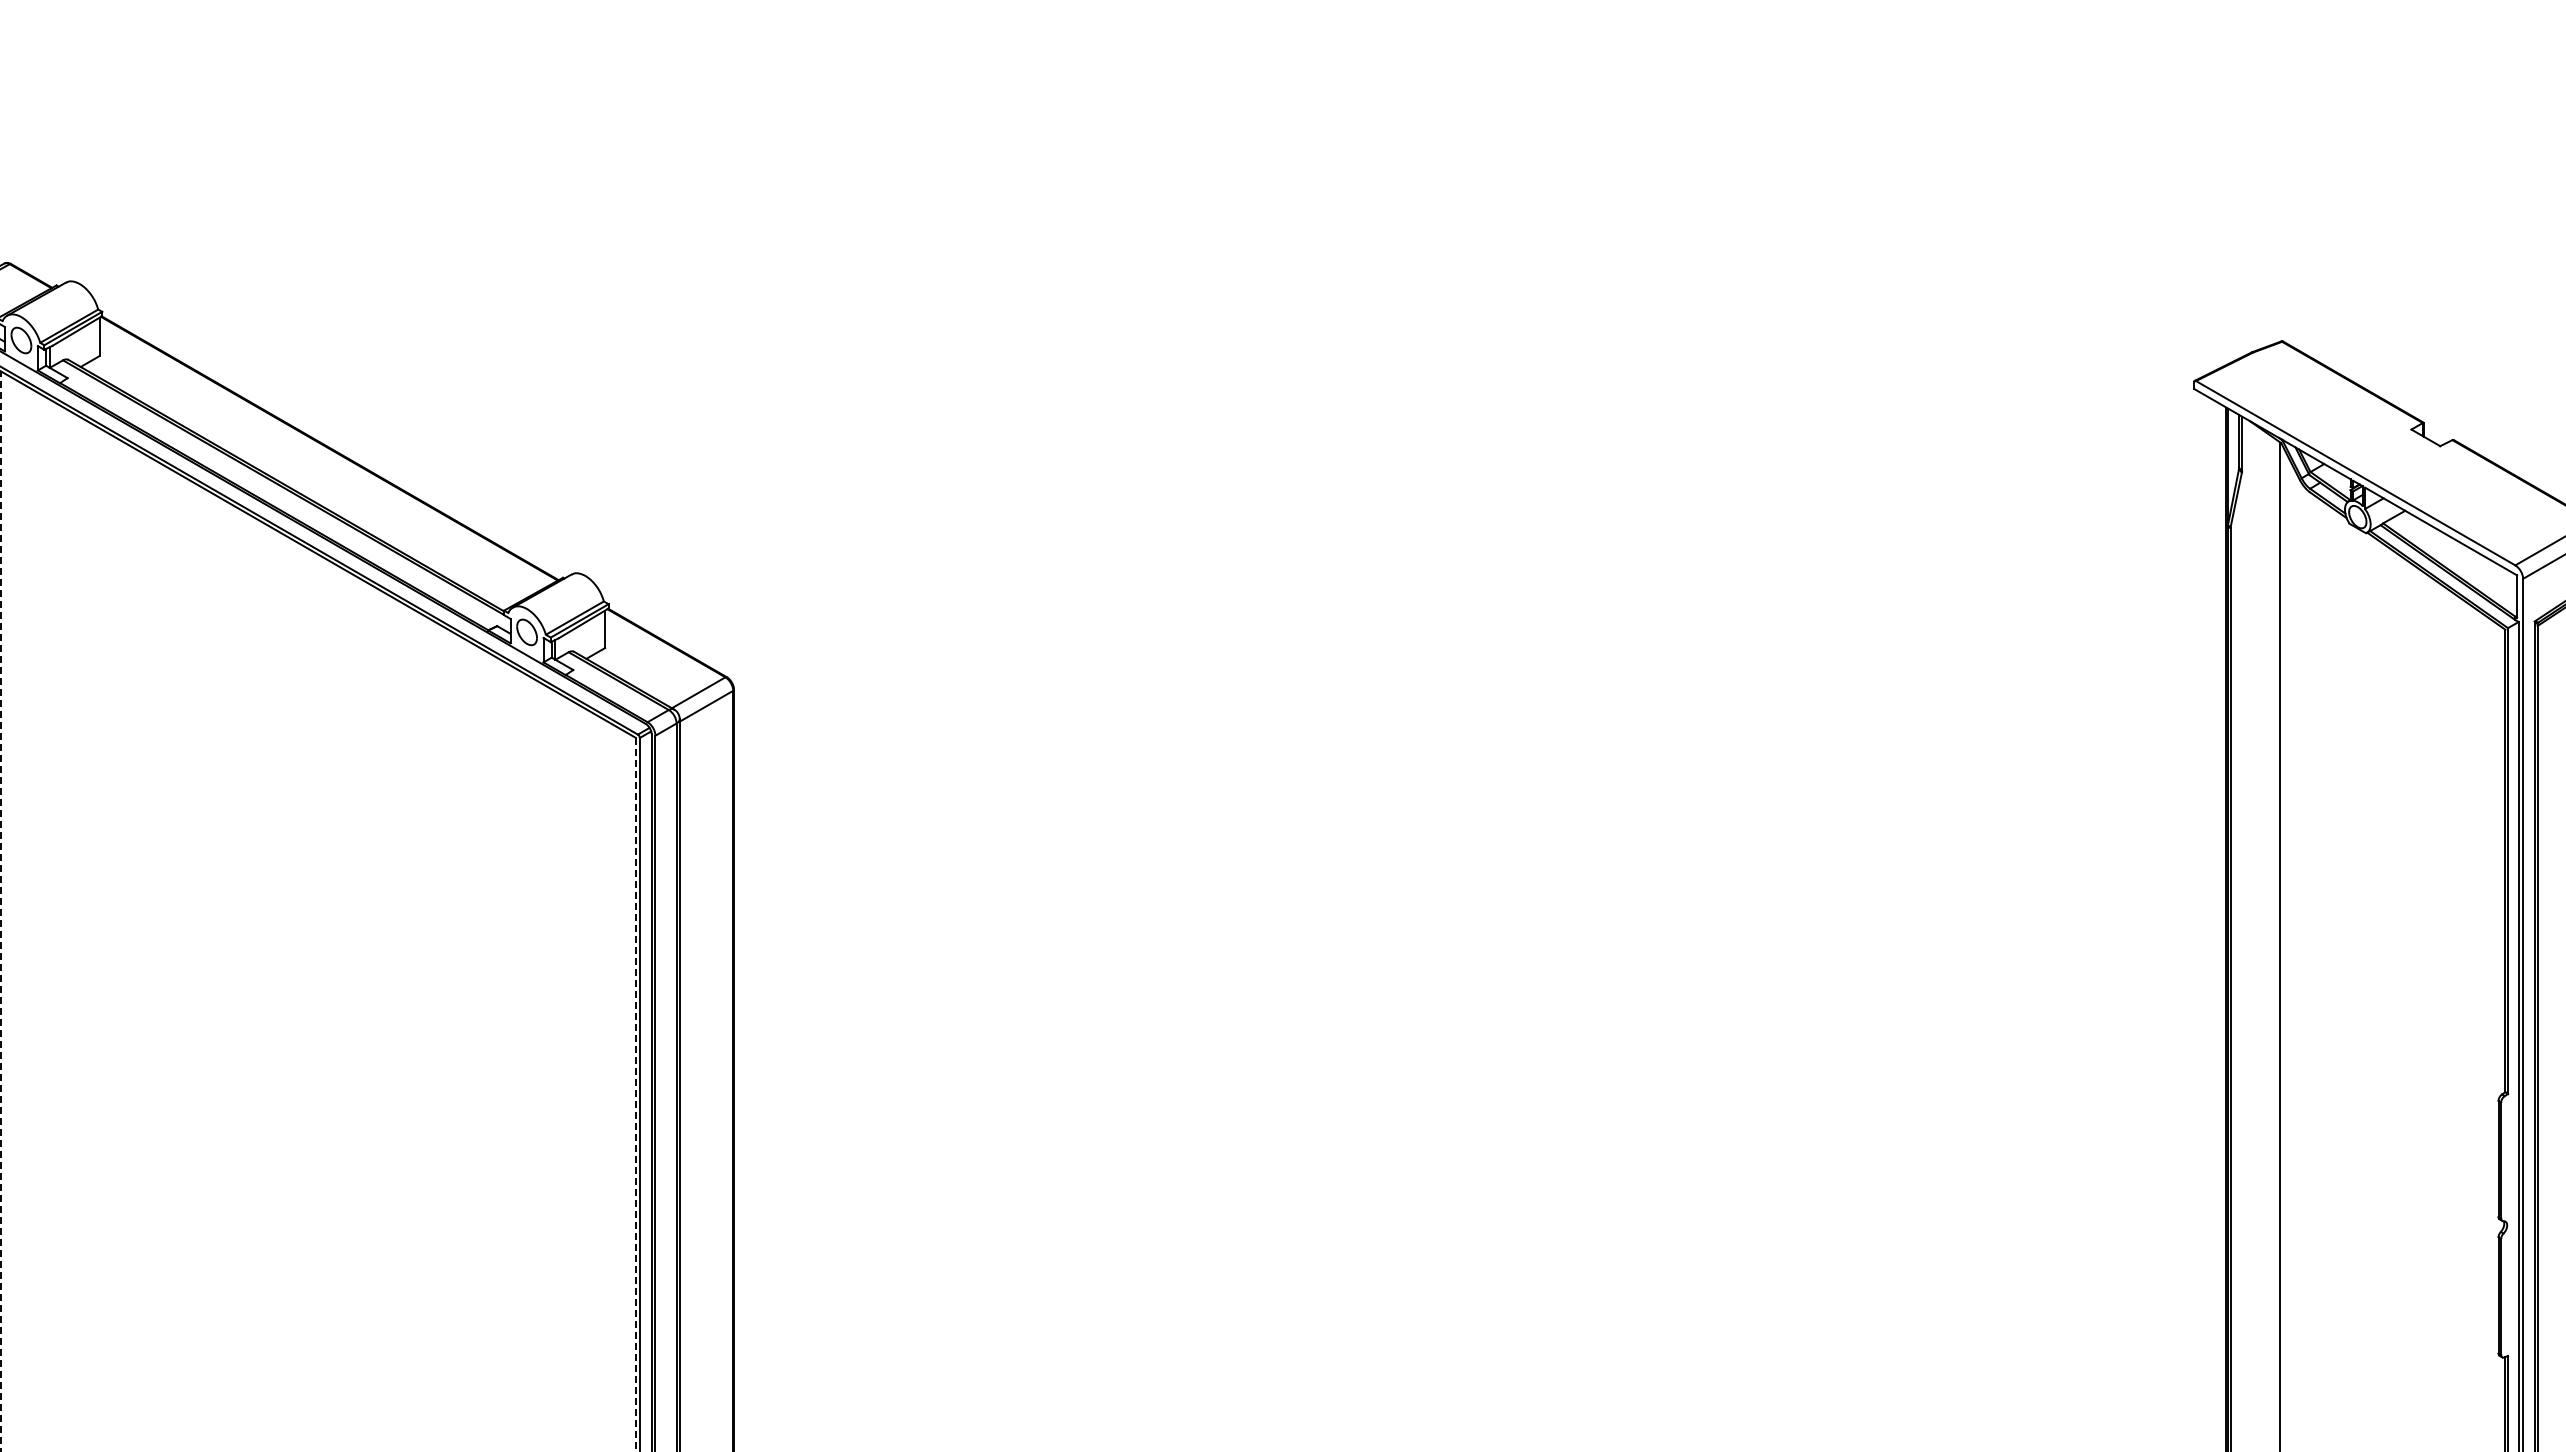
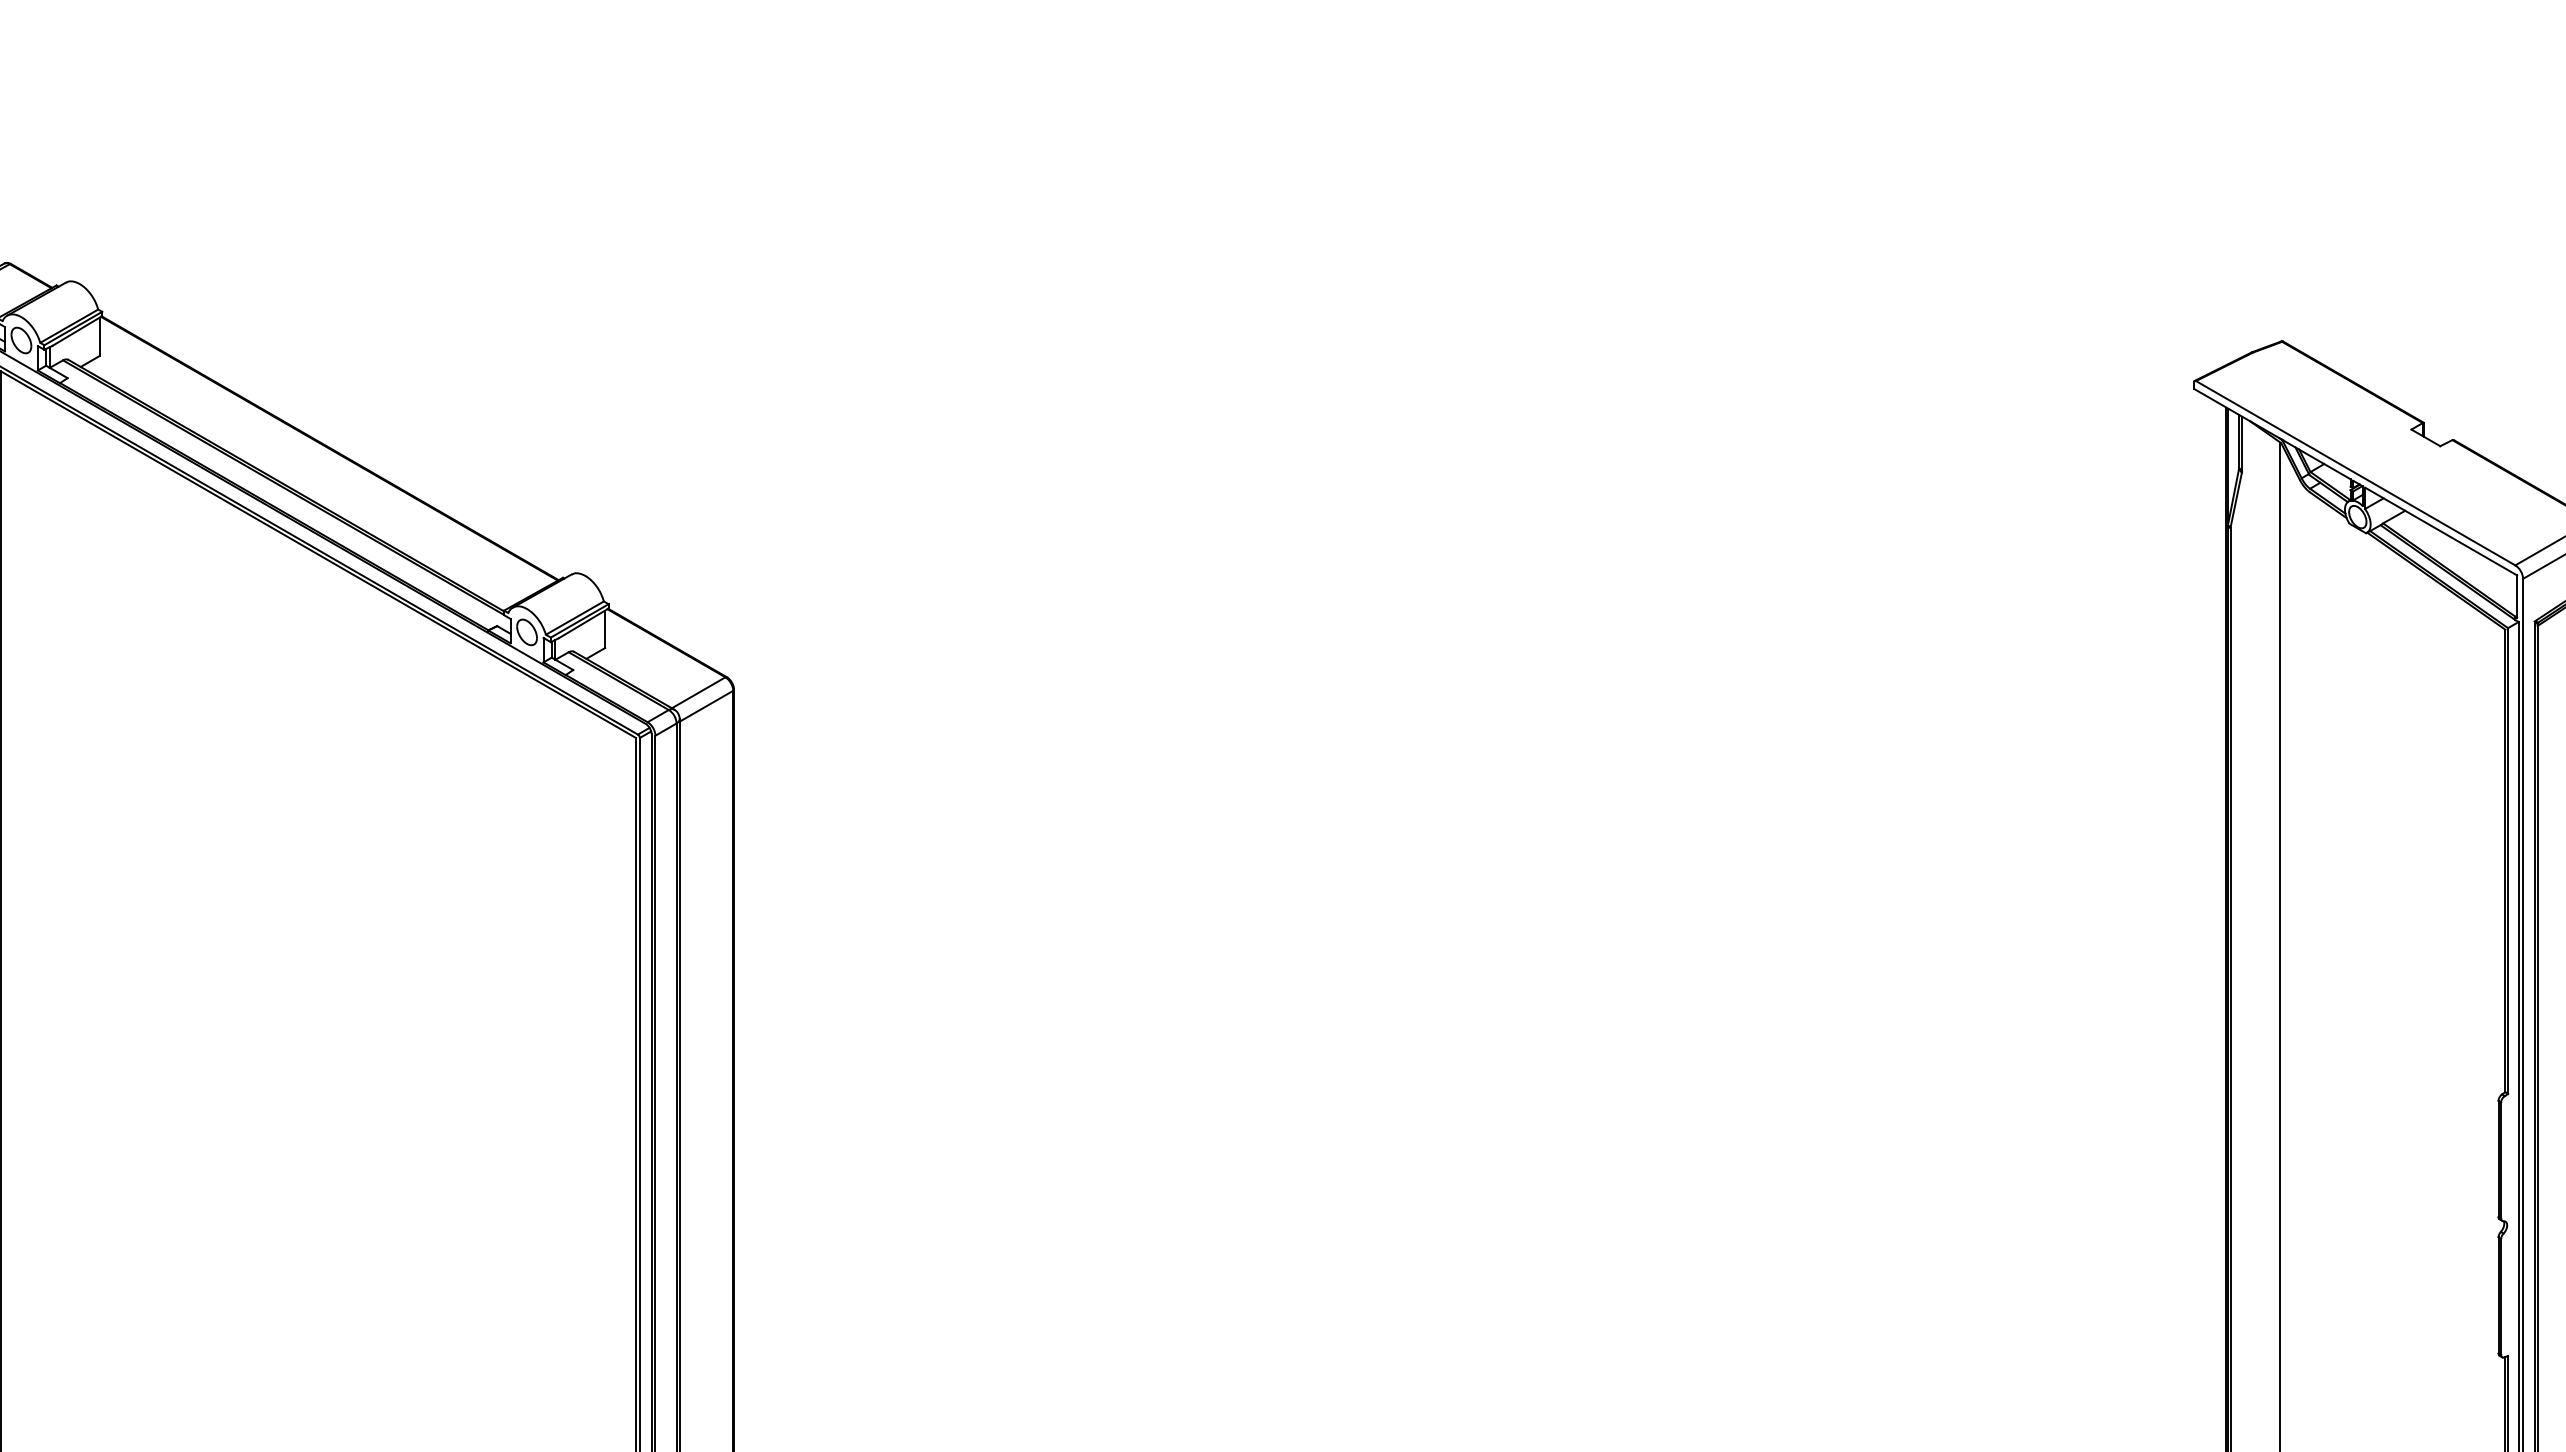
line: dashed -> solid (0, 911)
line: dashed -> solid (635, 1094)
